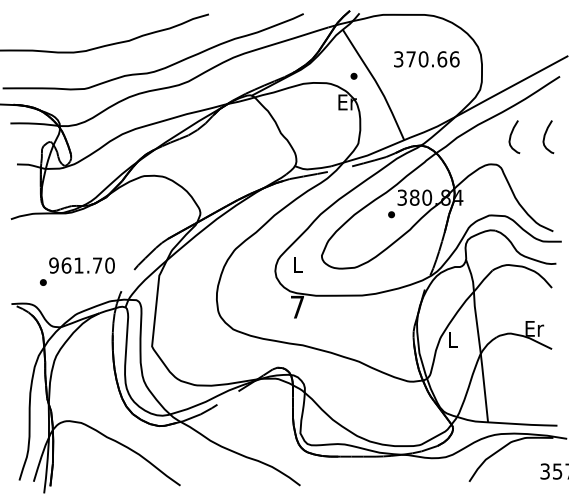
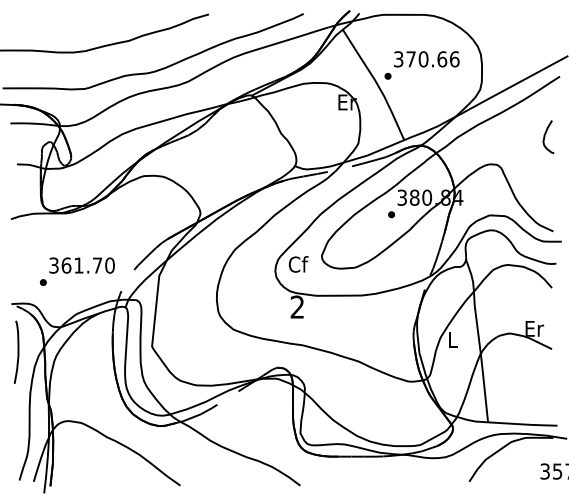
part position: (353, 75) -> (387, 75) (387, 75)
curve: present -> none (511, 137)
text: L -> Cf (298, 264)
text: 961.70 -> 361.70 (53, 265)
text: 7 -> 2 (297, 306)
curve: none -> present (17, 351)
